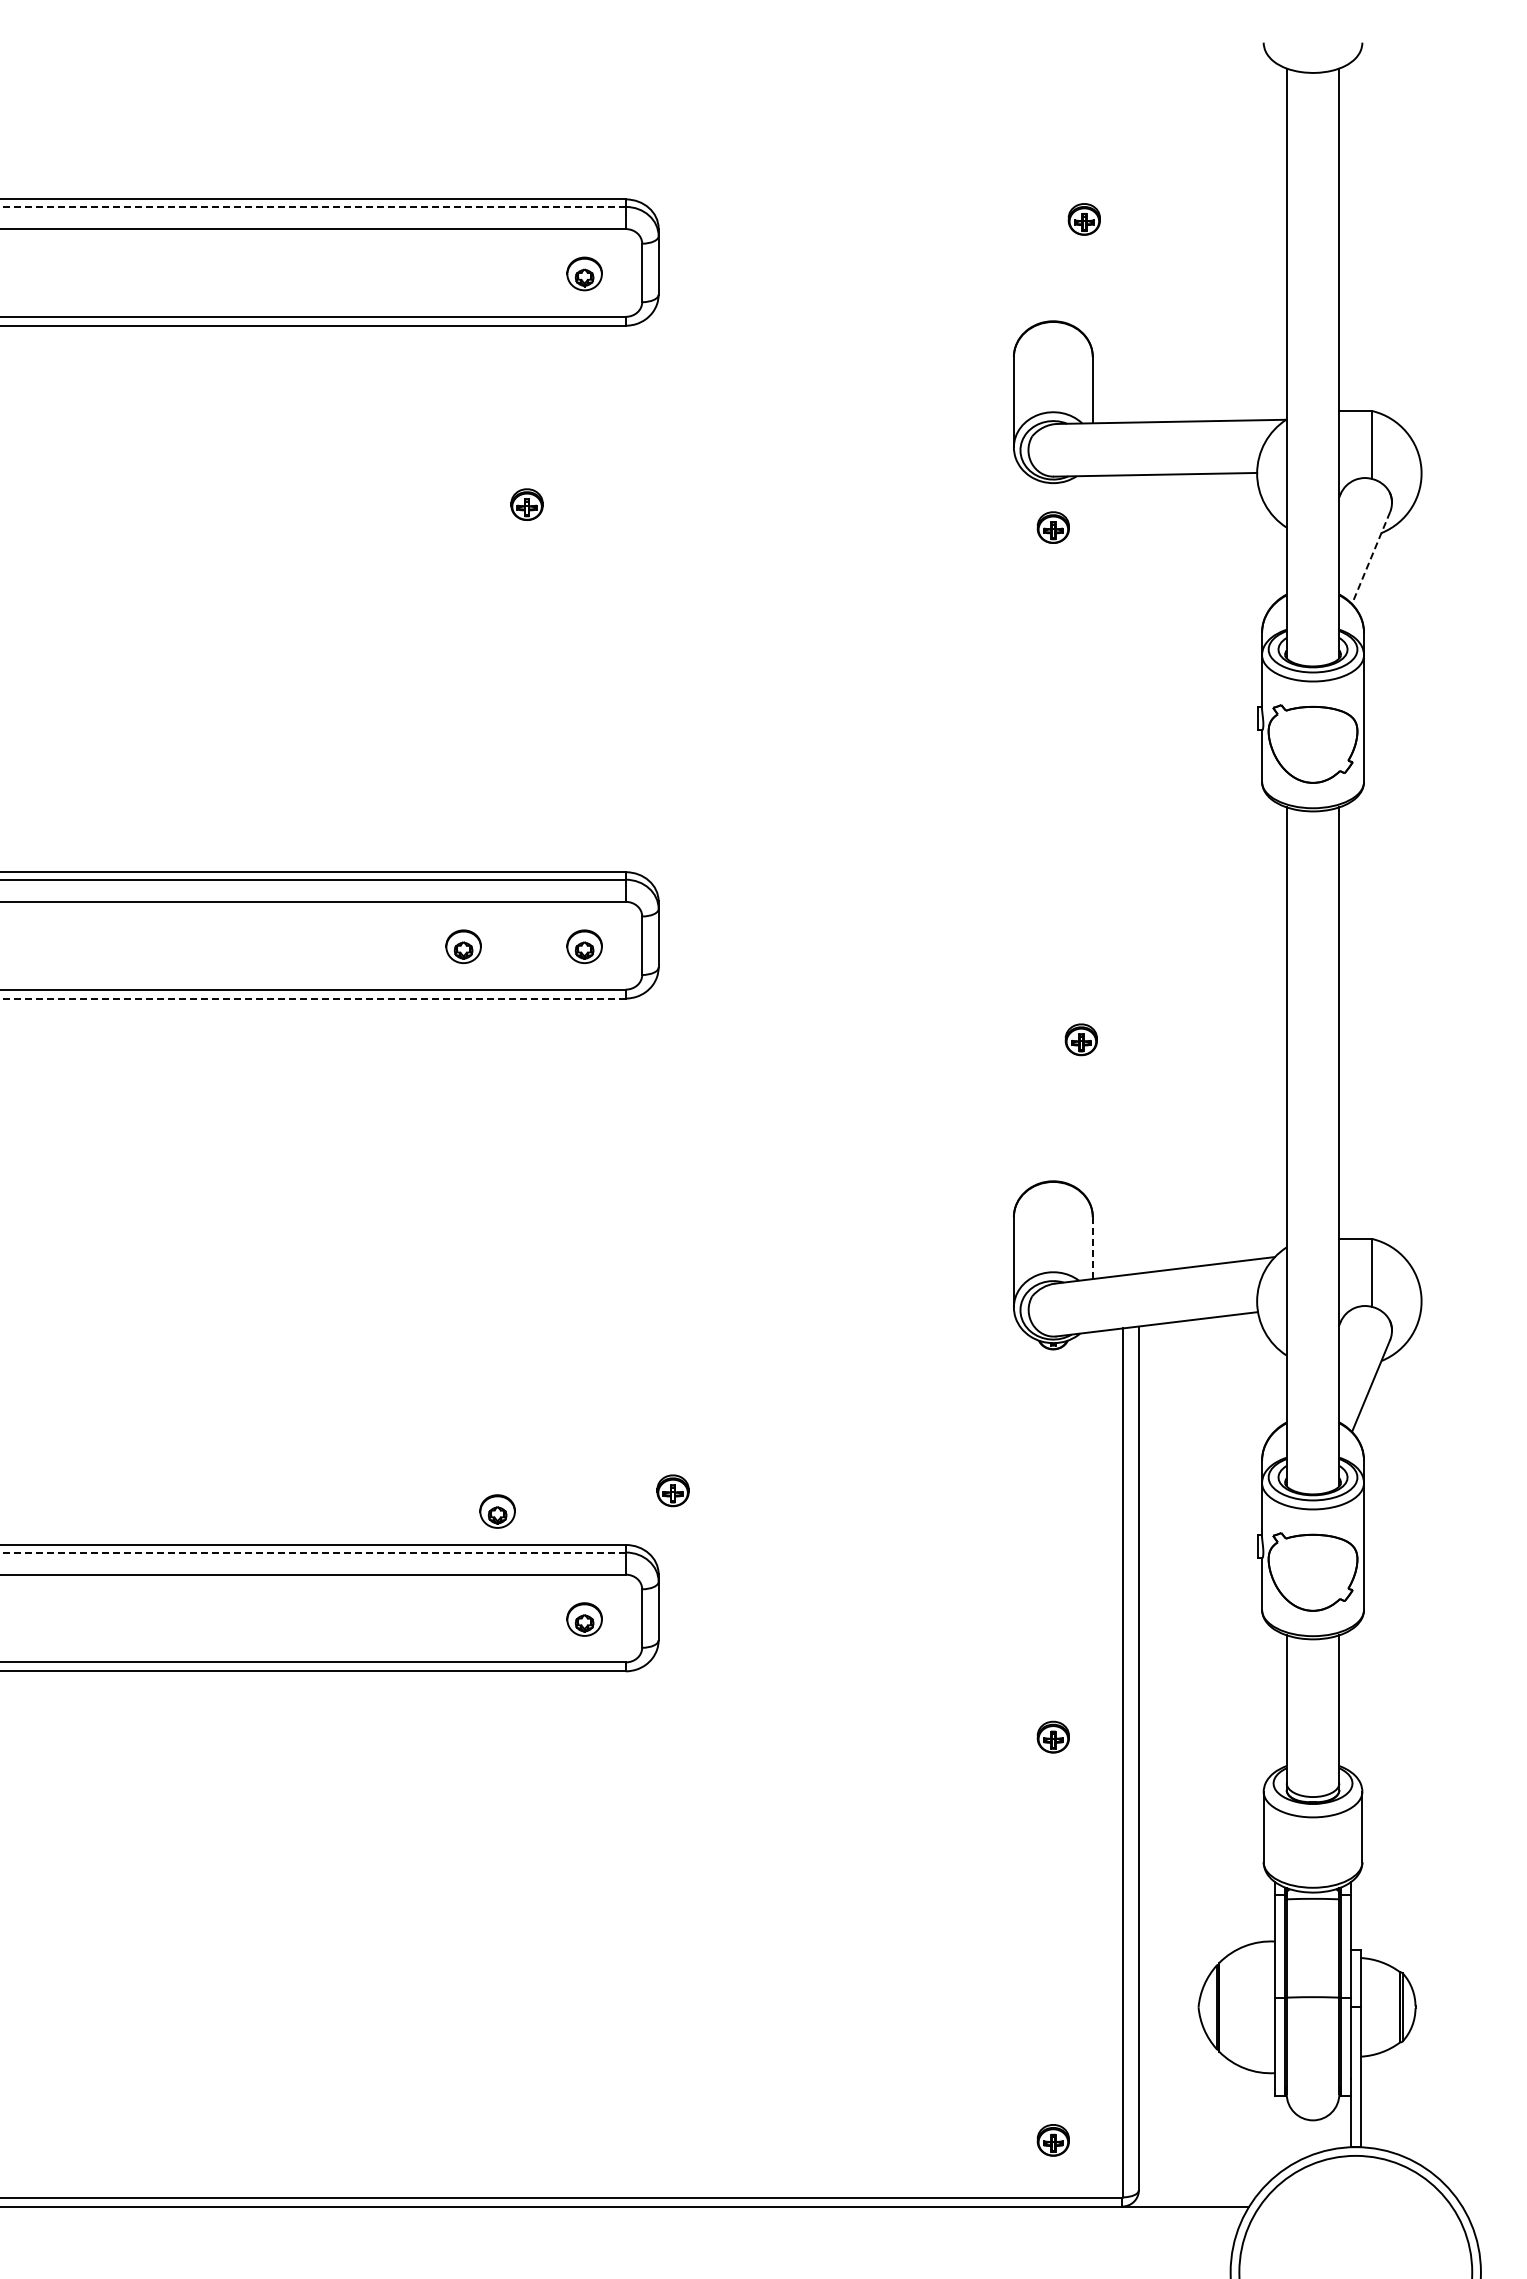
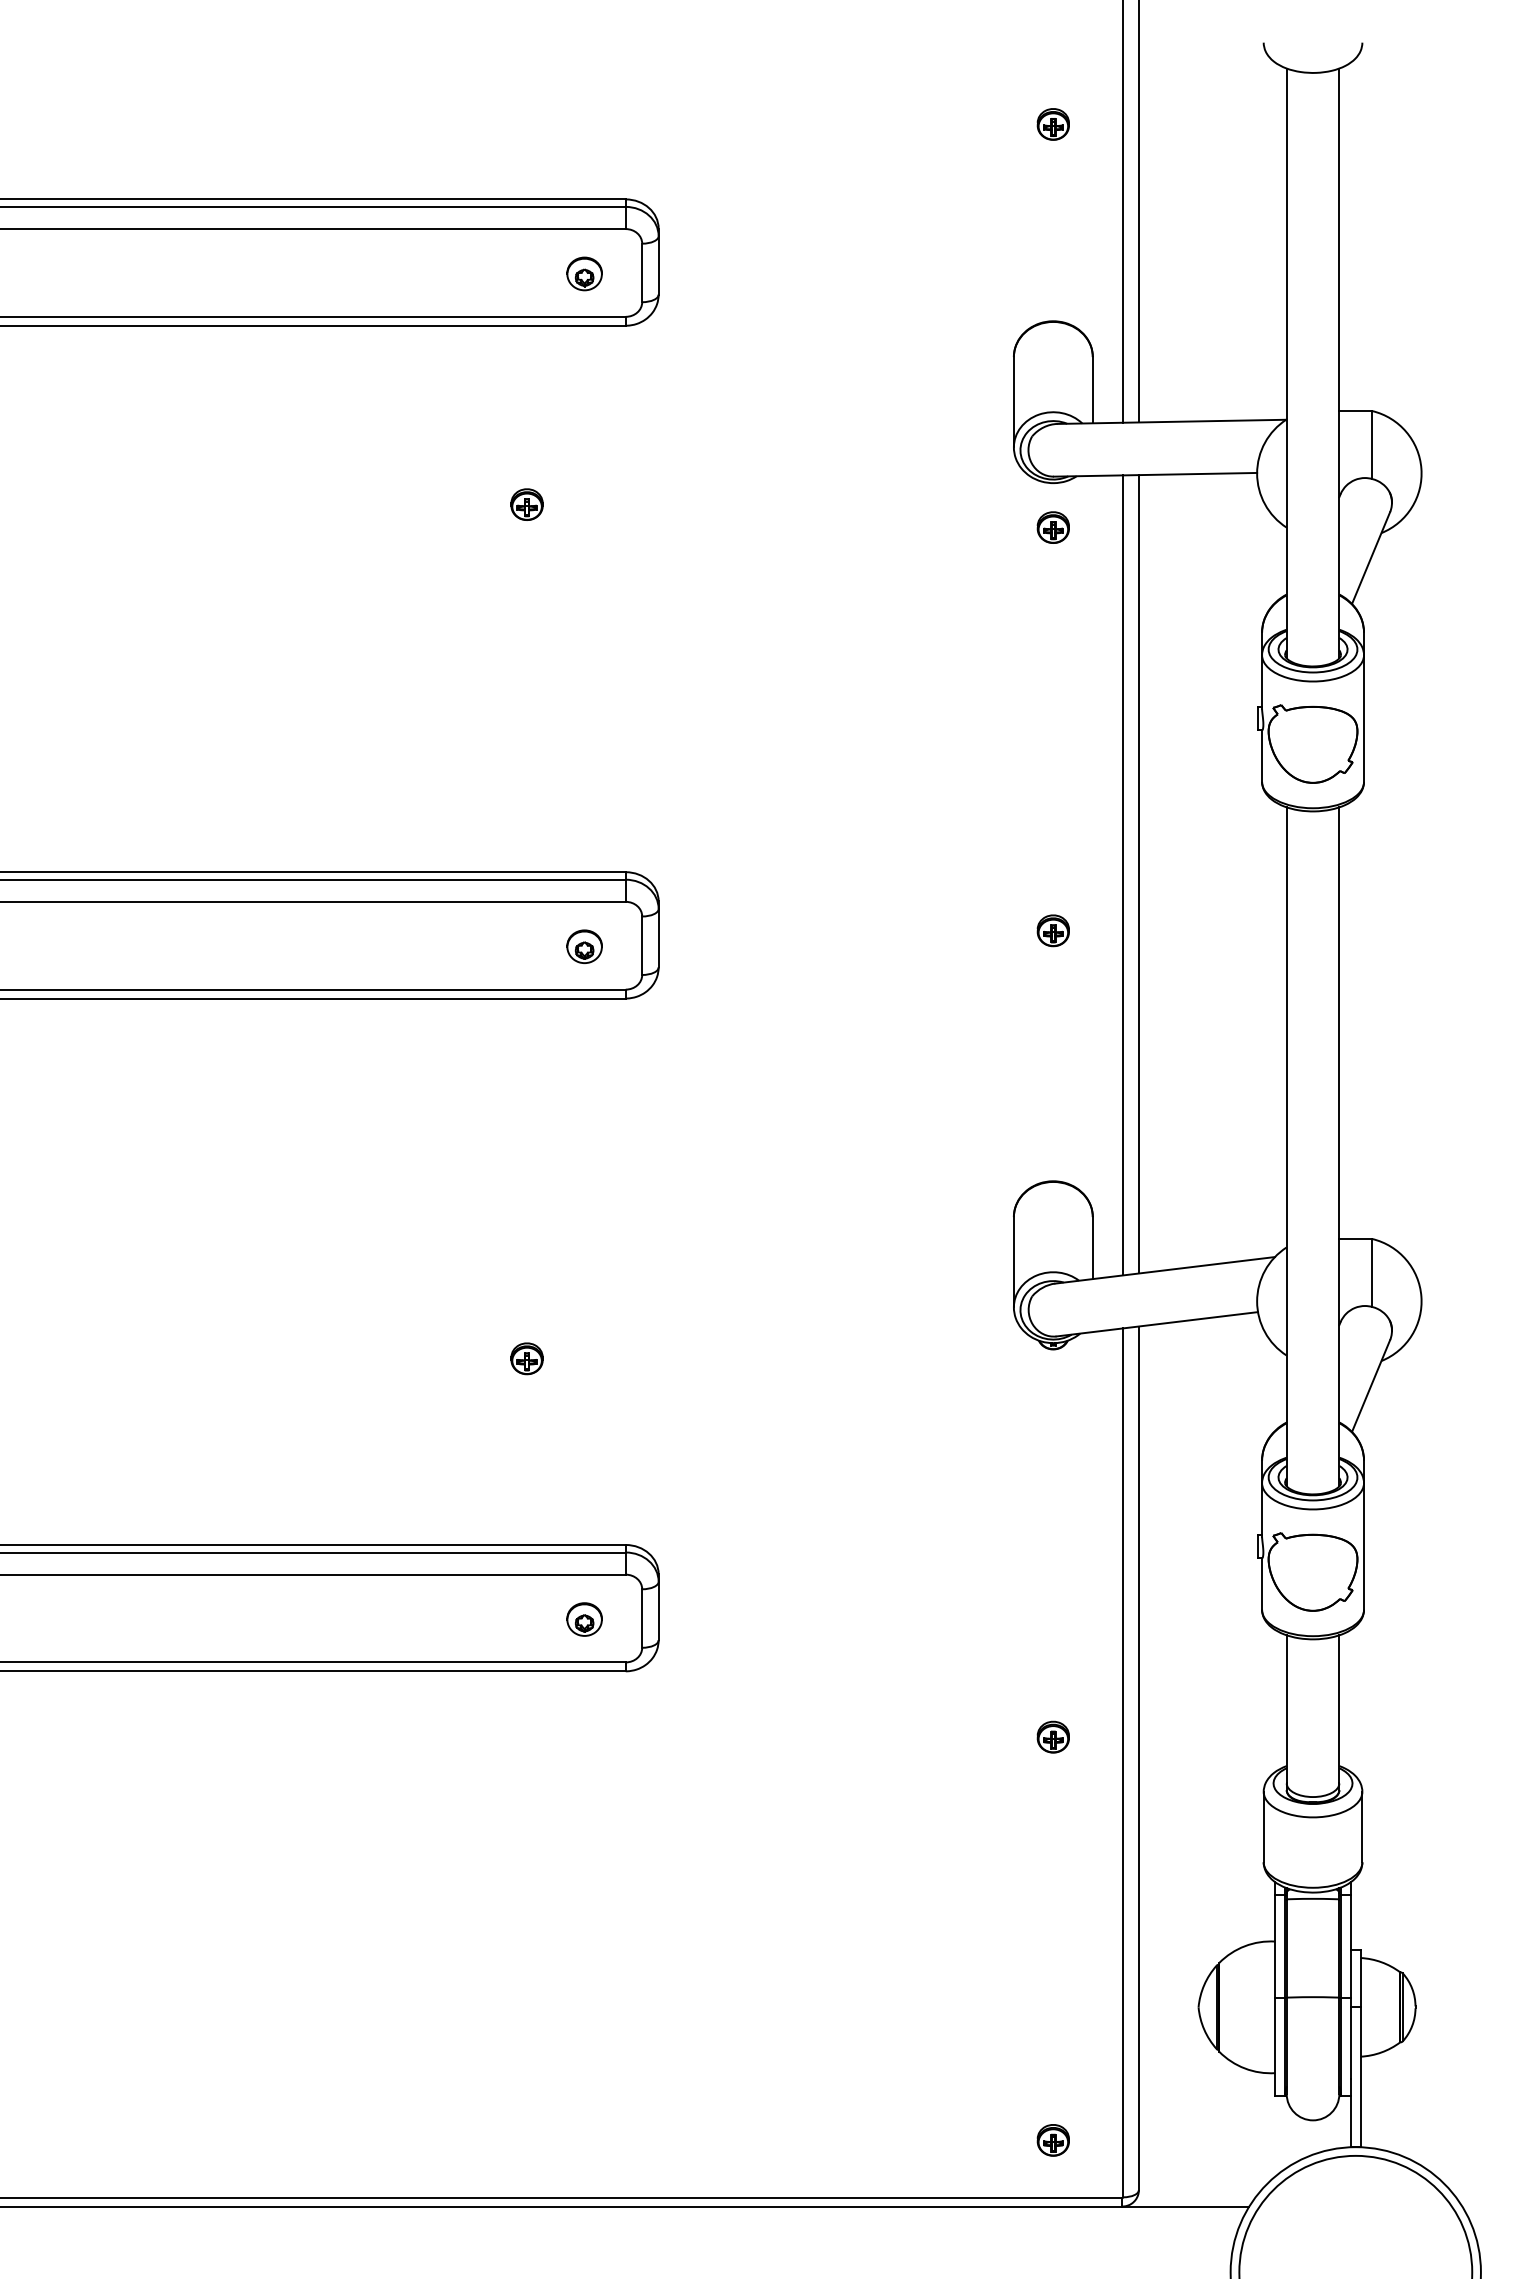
line: dashed -> solid (312, 206)
line: none -> present (1123, 212)
line: none -> present (1138, 212)
part position: (1083, 219) -> (1052, 124) (1052, 124)
line: dashed -> solid (1371, 558)
line: none -> present (1138, 874)
line: none -> present (1123, 875)
part: present -> none (463, 946)
line: dashed -> solid (313, 998)
part position: (1080, 1039) -> (1052, 930) (1052, 930)
line: dashed -> solid (1092, 1248)
part position: (672, 1490) -> (526, 1358) (526, 1358)
part: present -> none (497, 1511)
line: dashed -> solid (312, 1552)
